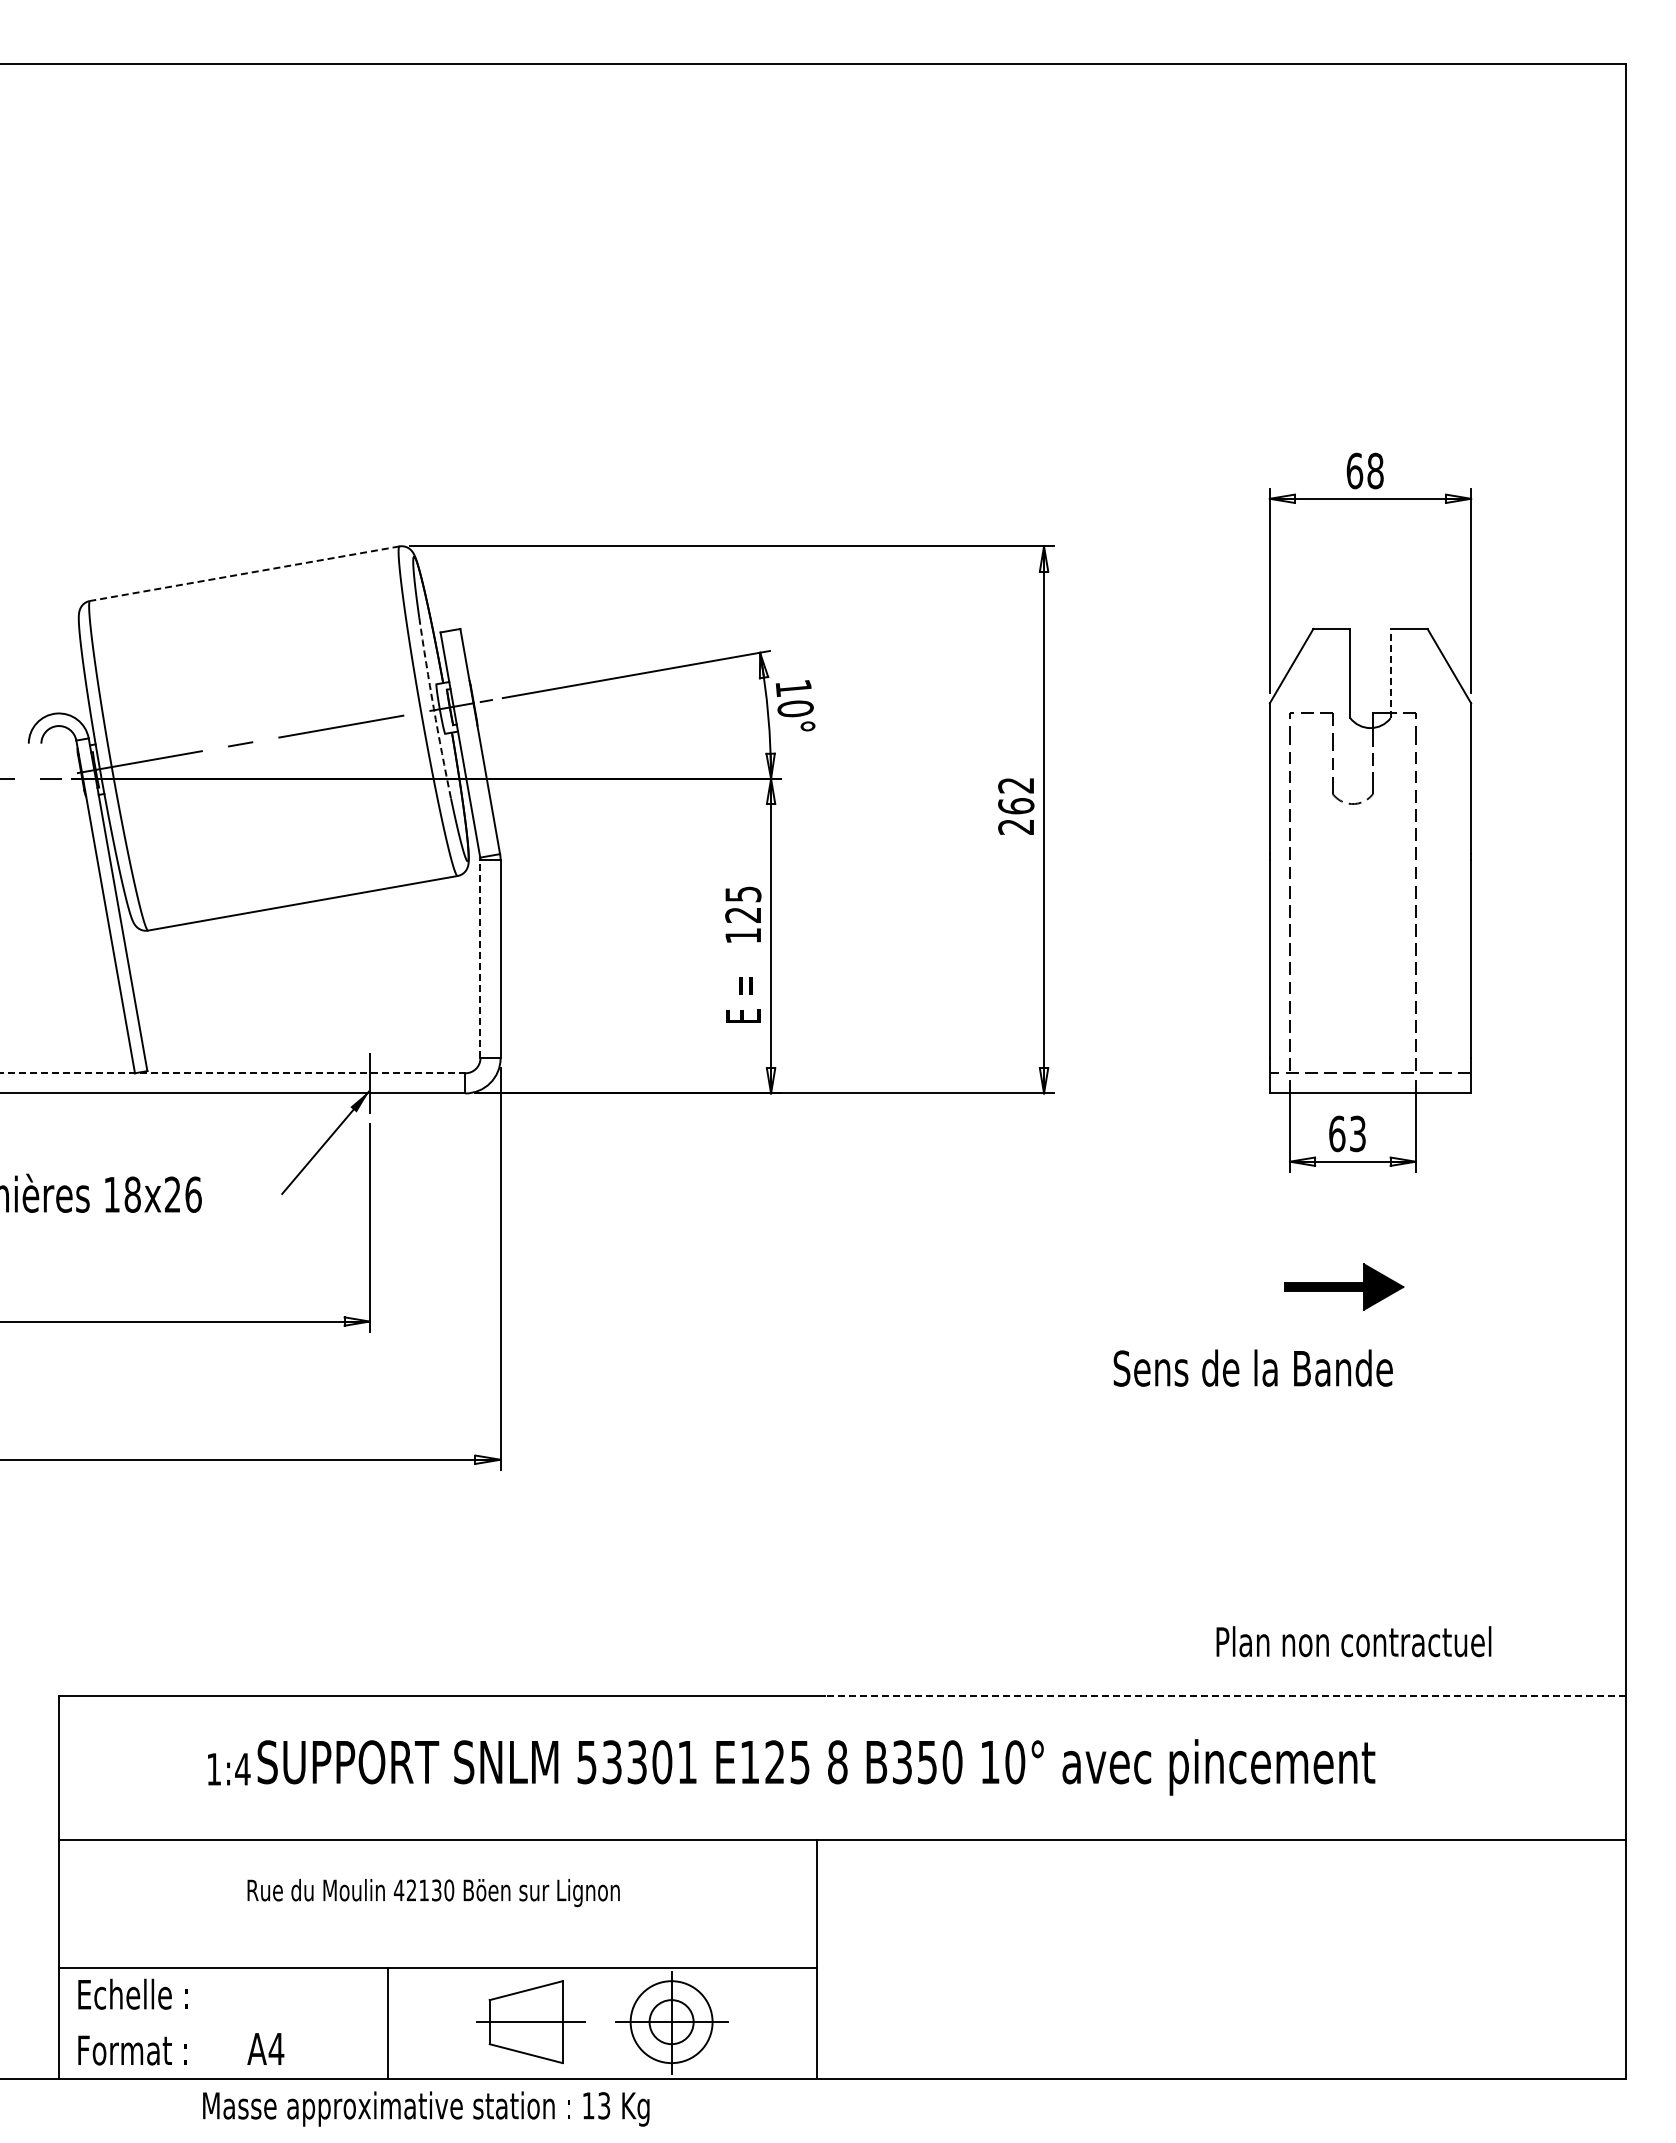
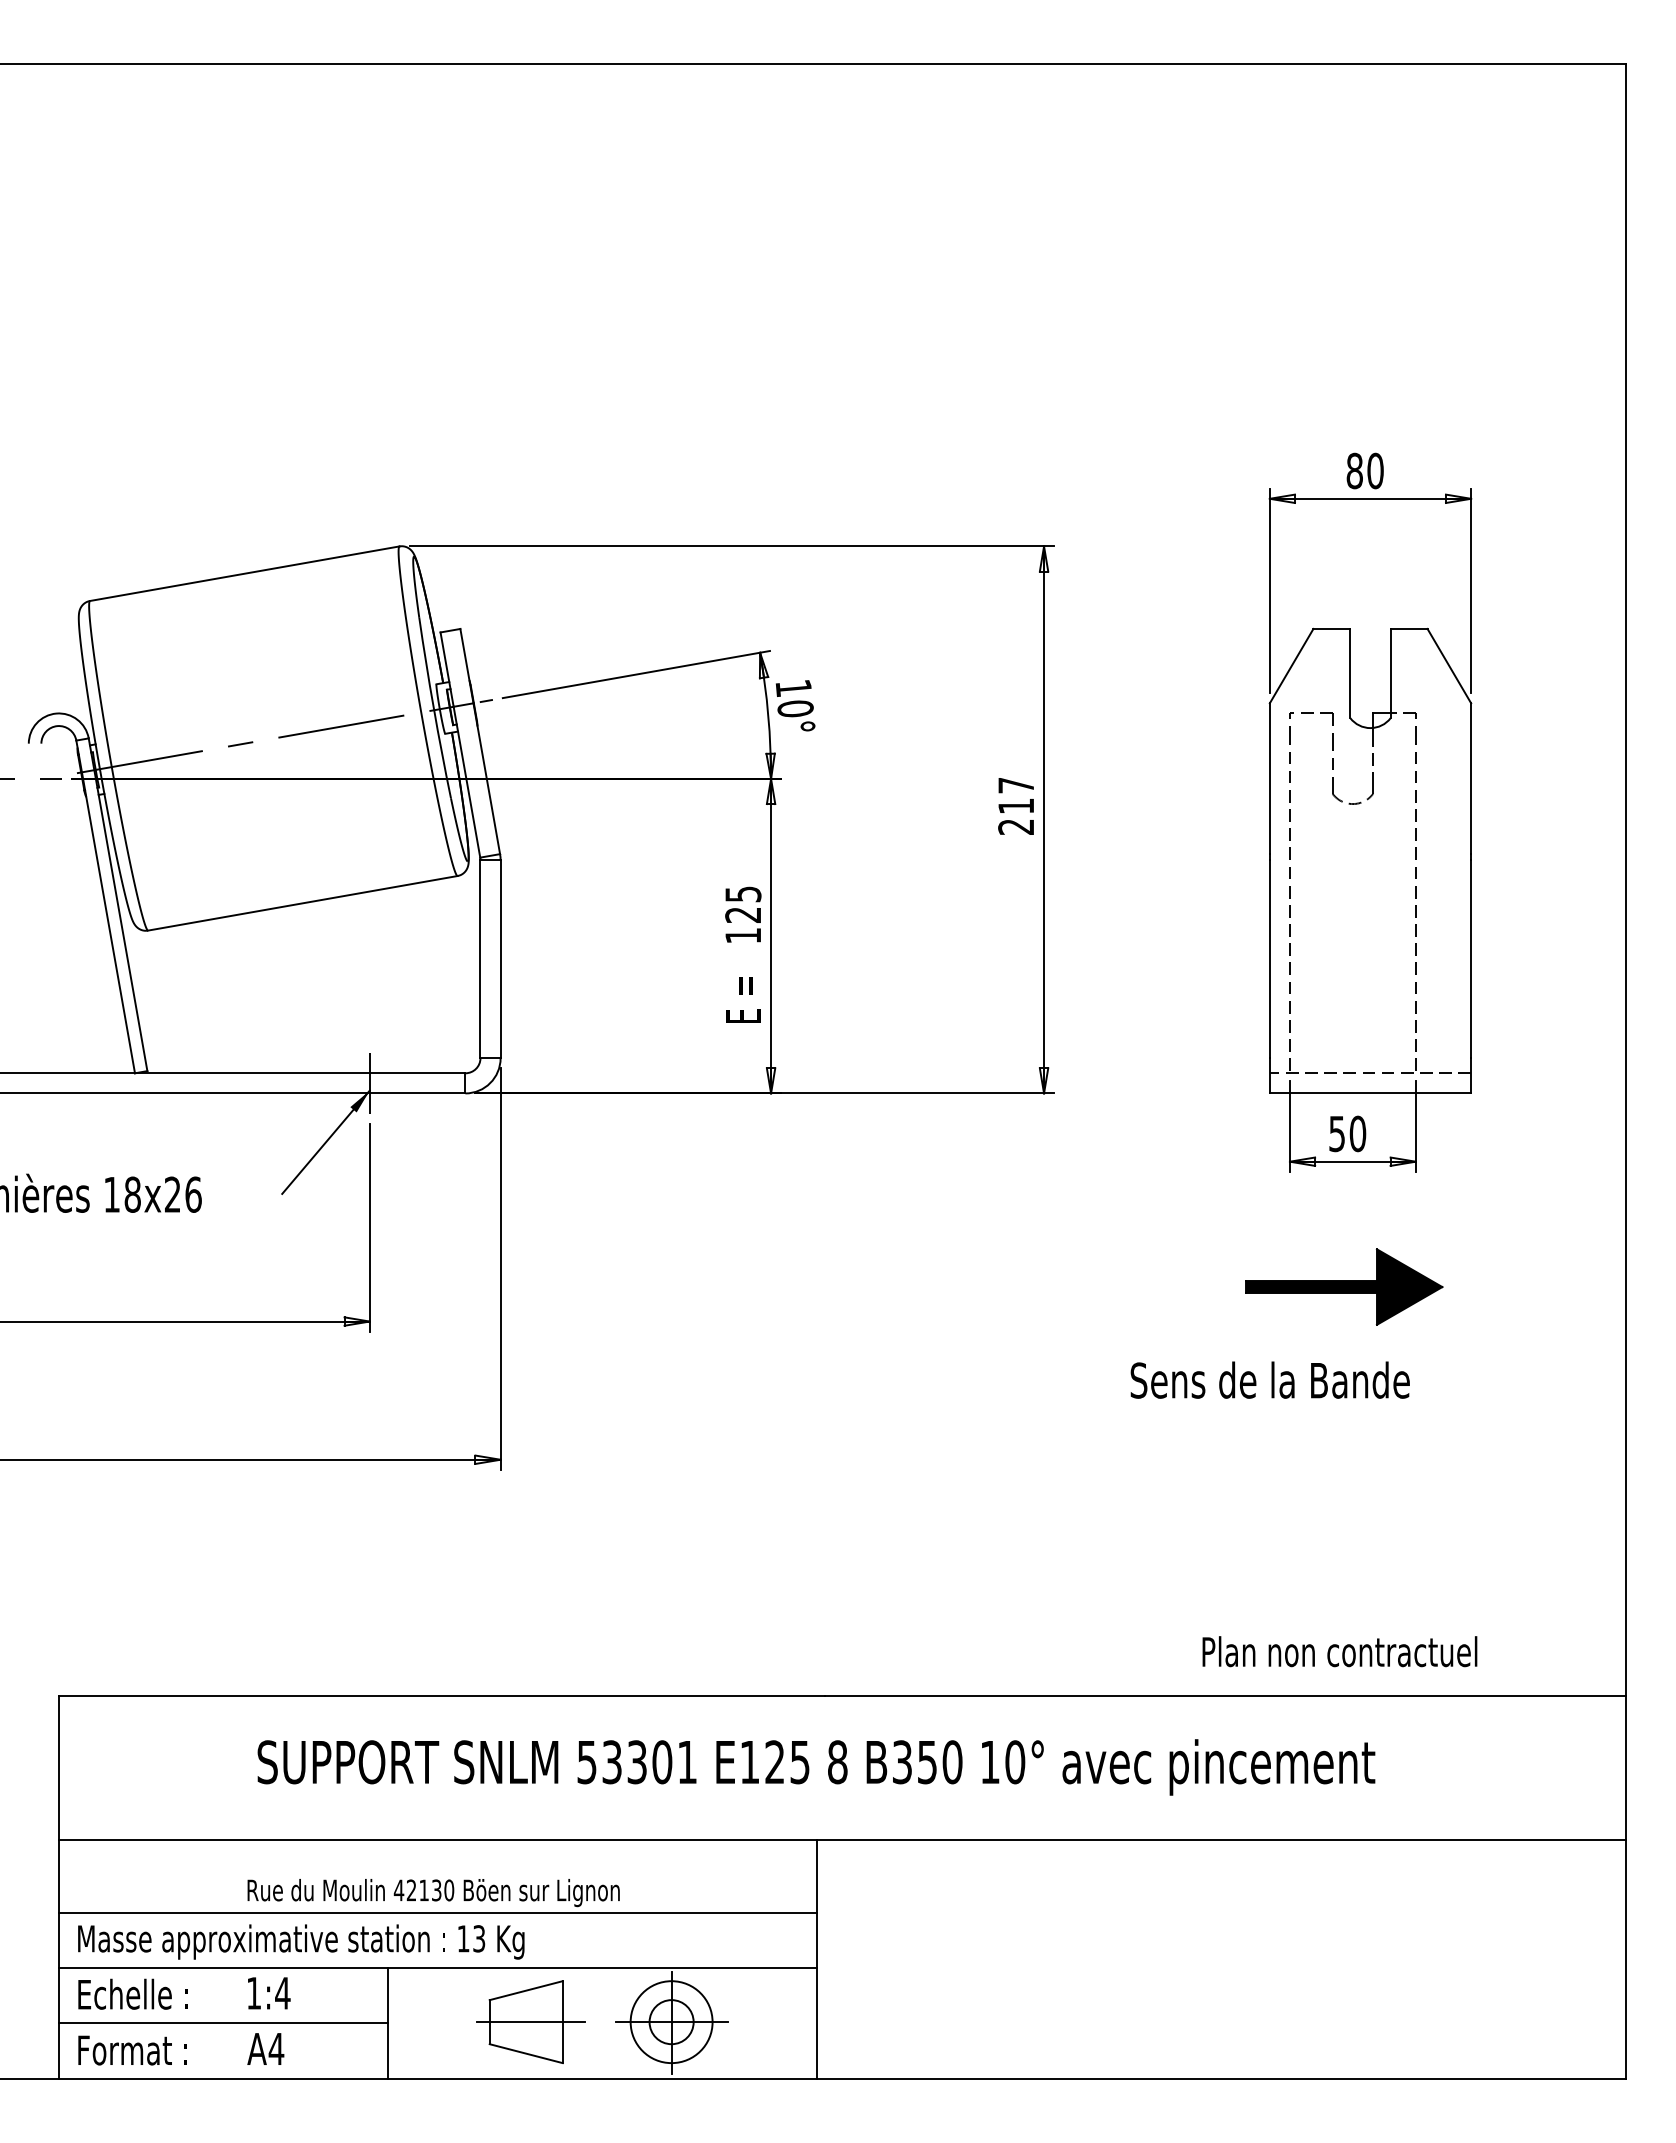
text: 68 -> 80 (1364, 470)
line: dashed -> solid (244, 573)
line: dashed -> solid (1390, 673)
arc: dashed -> solid (433, 708)
text: 262 -> 217 (1016, 796)
line: dashed -> solid (480, 959)
line: dashed -> solid (233, 1073)
text: 63 -> 50 (1347, 1133)
part size: 121x48 px -> 199x78 px (1344, 1286)
text position: (1252, 1367) -> (1269, 1379) (1269, 1379)
text position: (1353, 1641) -> (1339, 1651) (1339, 1651)
line: dashed -> solid (1224, 1696)
text position: (229, 1769) -> (269, 1993) (269, 1993)
line: none -> present (438, 1912)
line: none -> present (223, 2023)
text position: (426, 2108) -> (301, 1941) (301, 1941)
